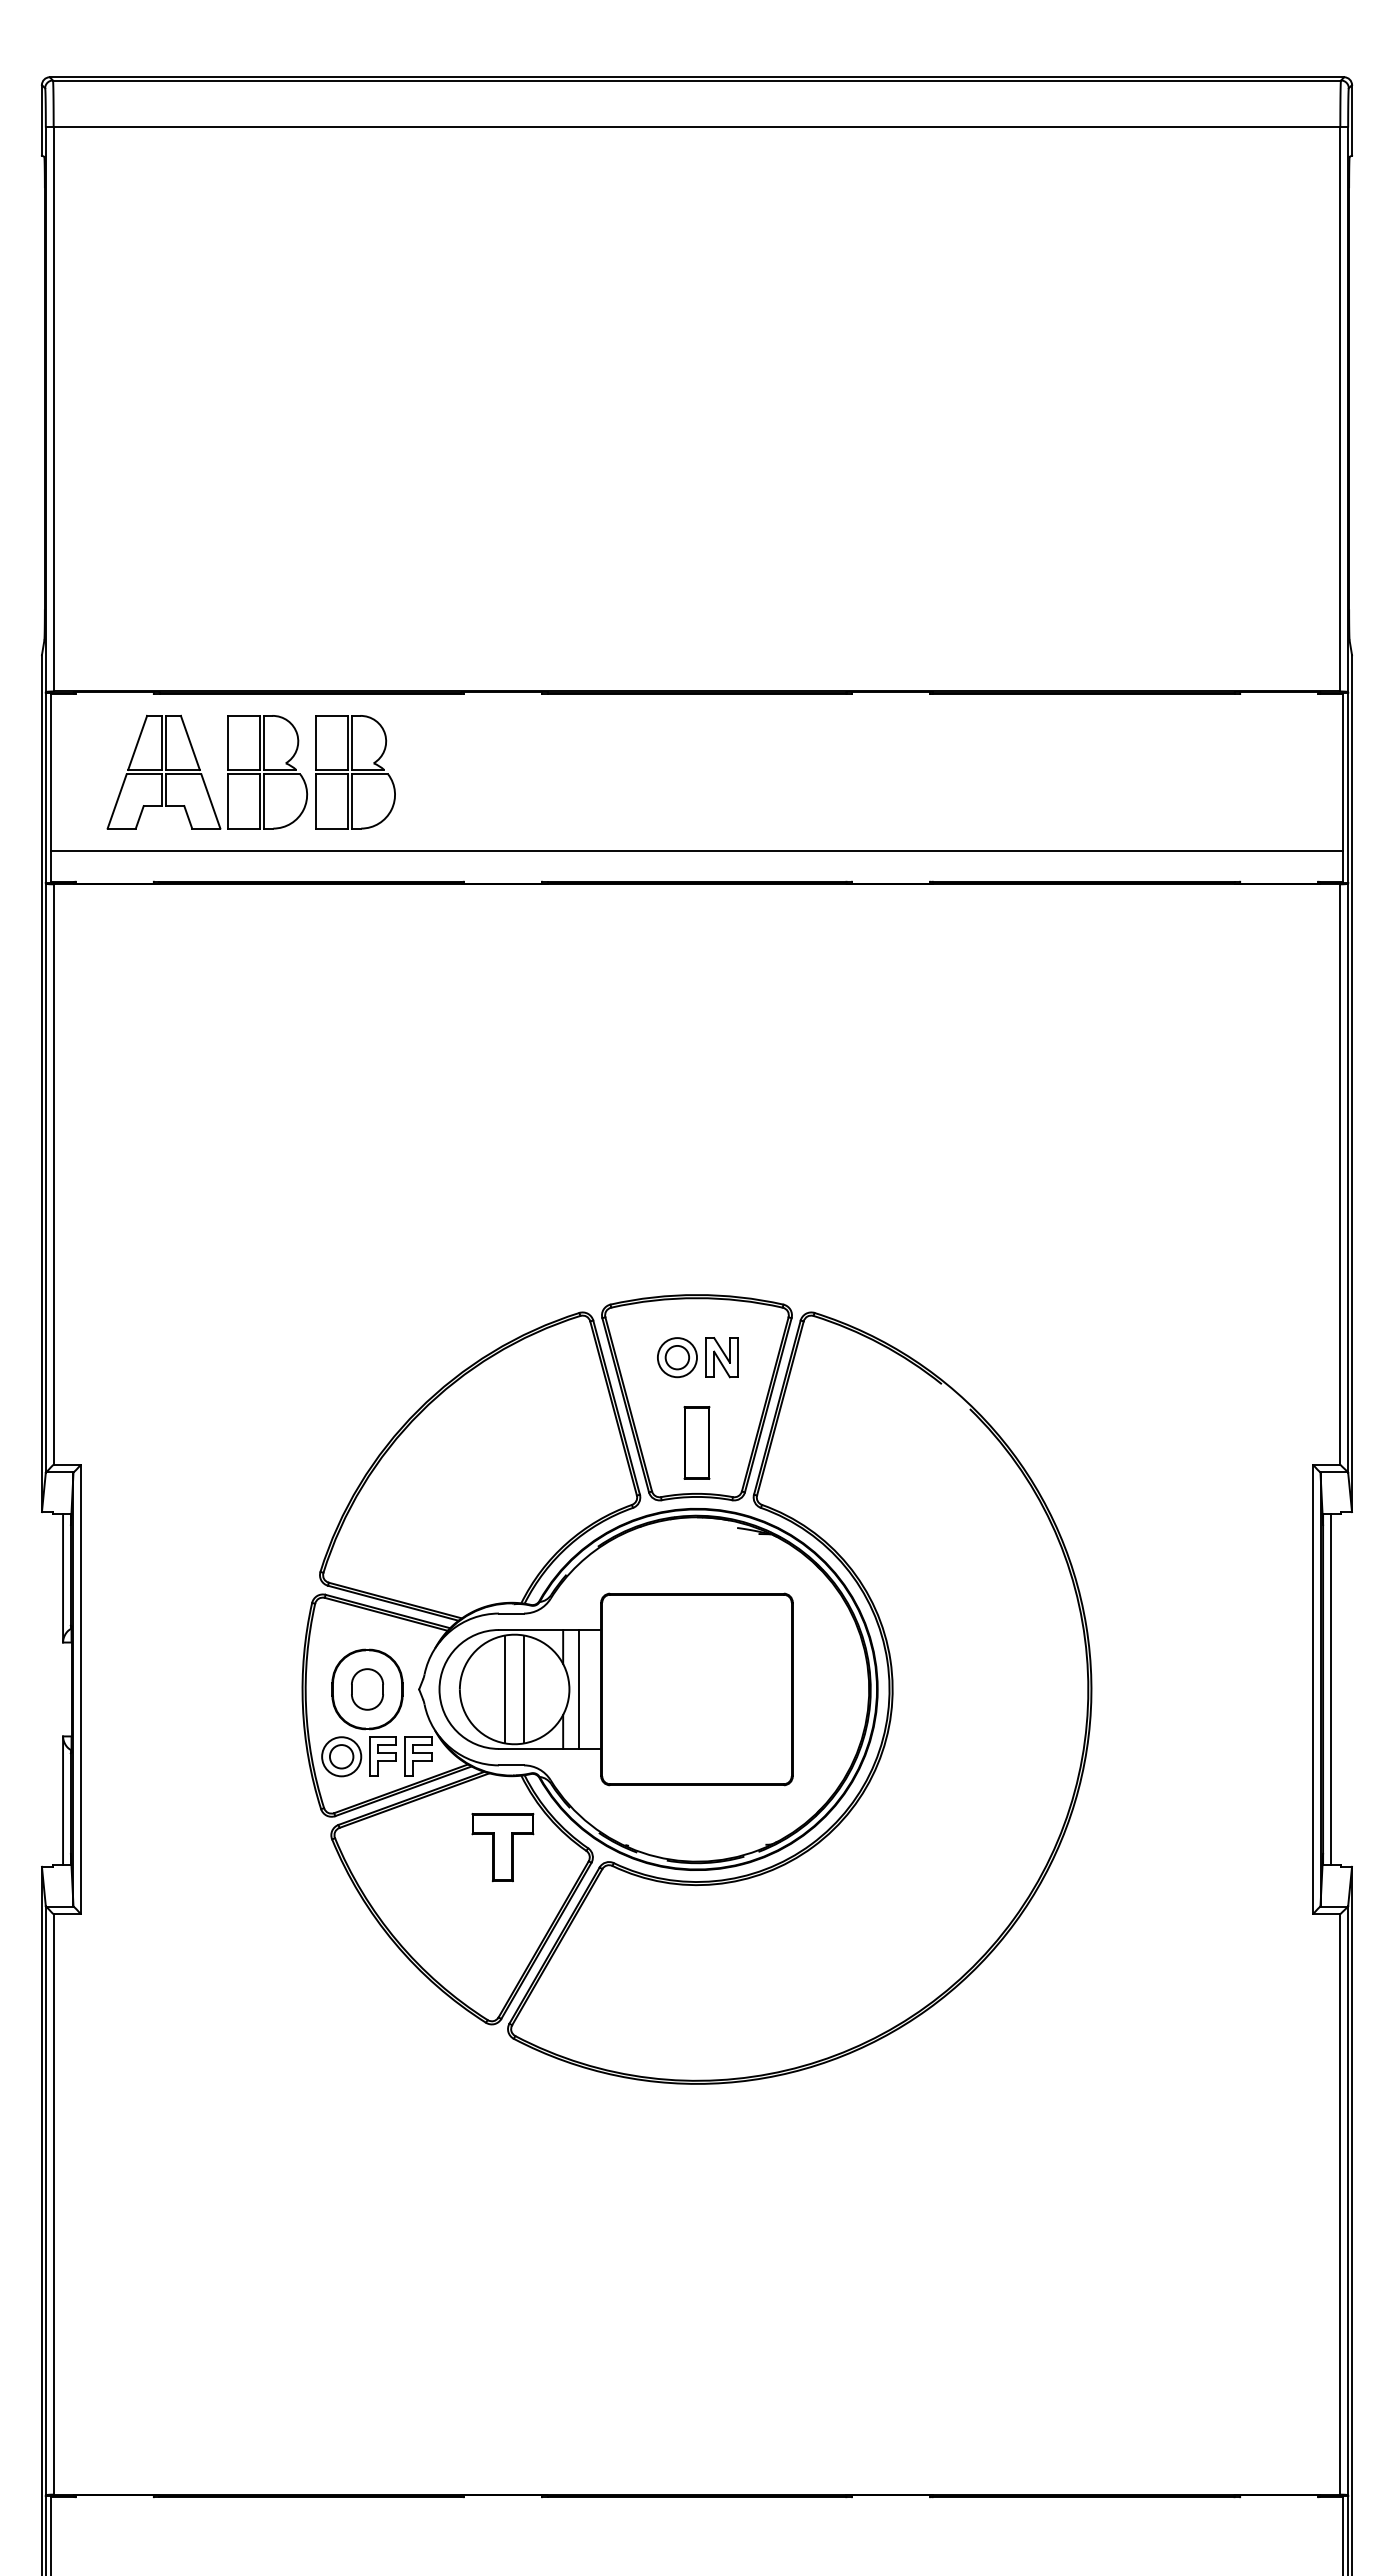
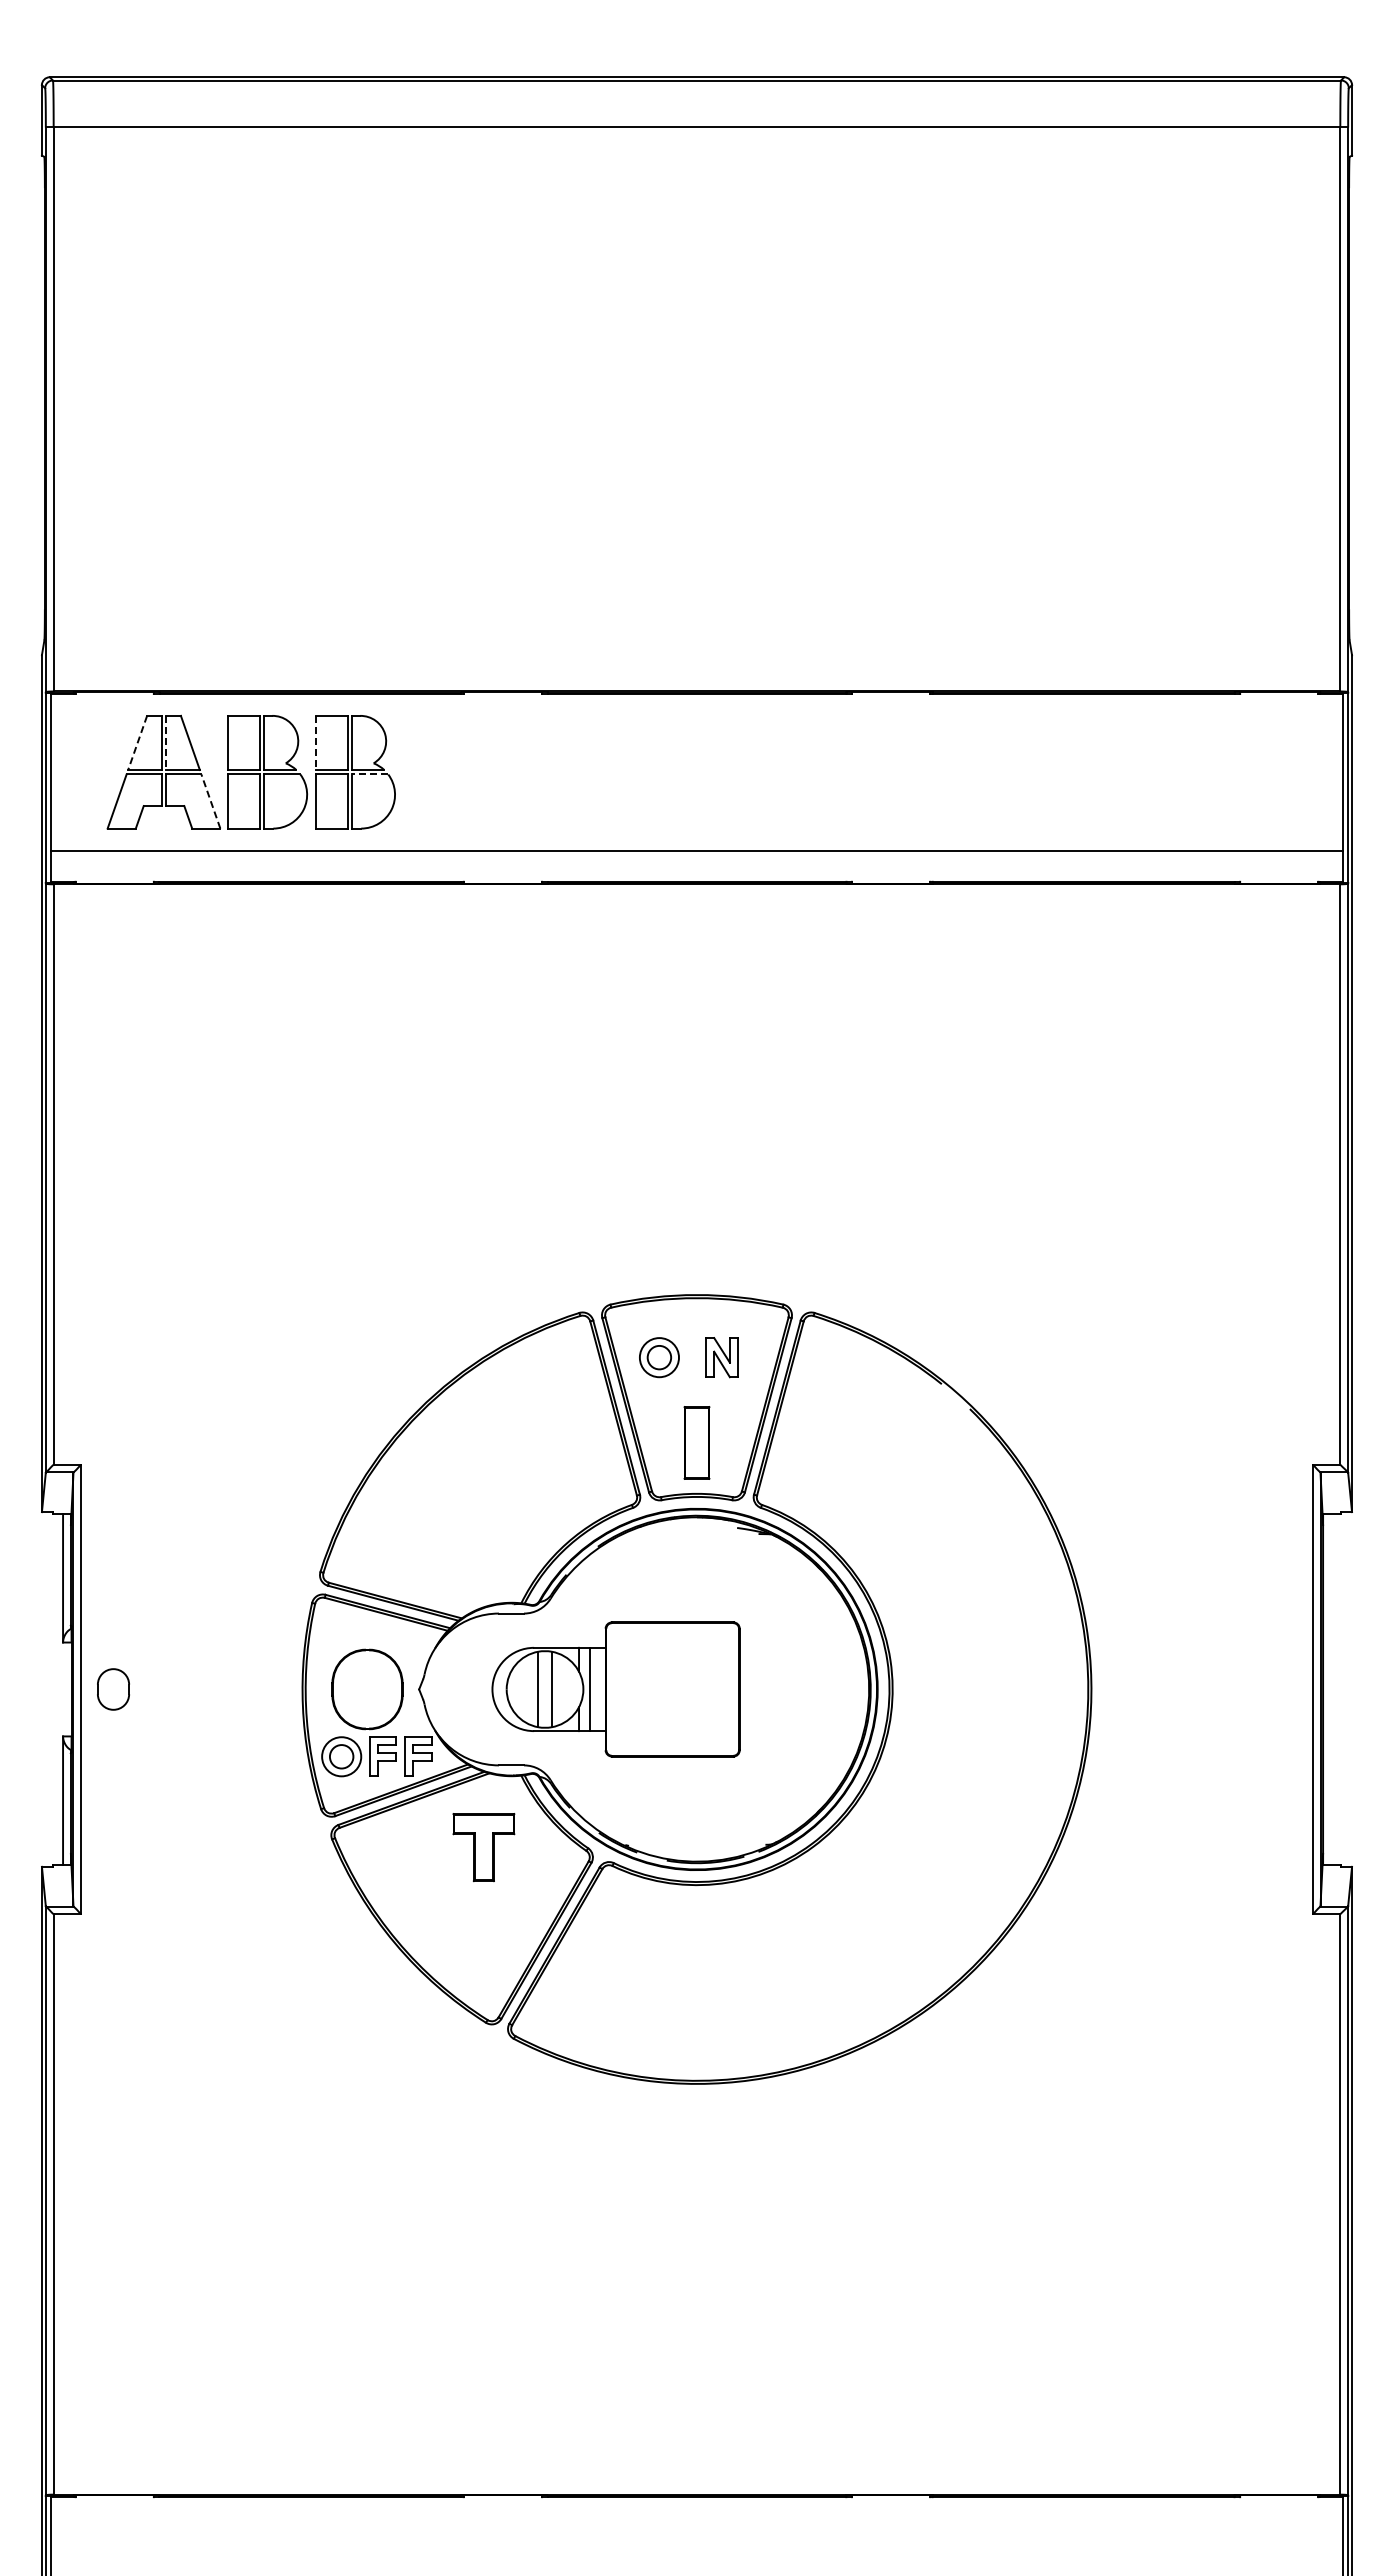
line: solid -> dashed (137, 742)
line: solid -> dashed (166, 743)
line: solid -> dashed (316, 743)
line: solid -> dashed (369, 774)
line: solid -> dashed (210, 801)
part position: (677, 1357) -> (659, 1357) (659, 1357)
part position: (367, 1689) -> (113, 1689) (113, 1689)
part size: 356x195 px -> 250x137 px (615, 1689)
line: present -> none (1330, 1689)
part position: (502, 1847) -> (483, 1847) (483, 1847)
